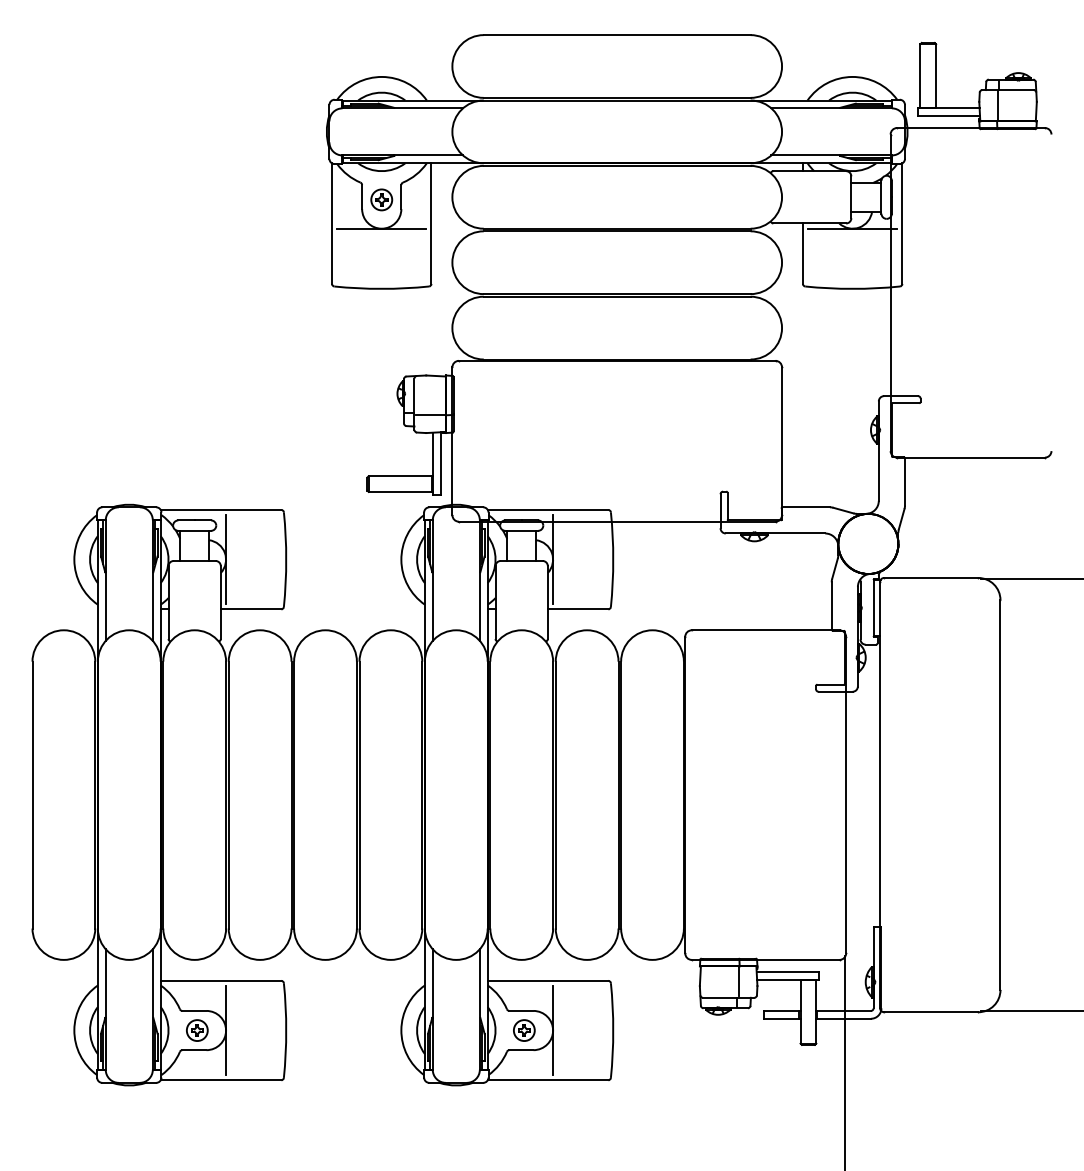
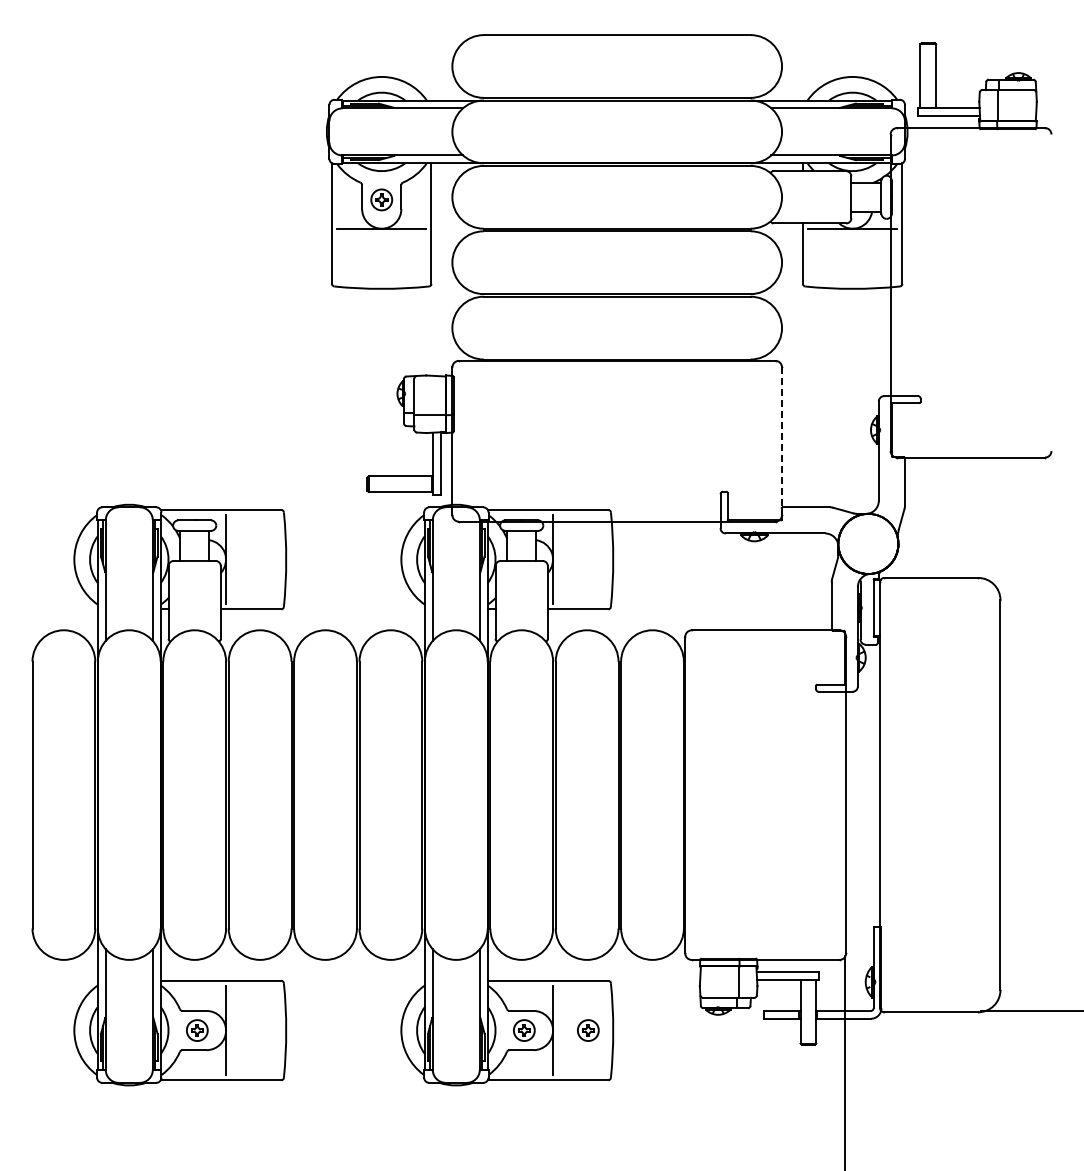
line: solid -> dashed (782, 441)
line: present -> none (1030, 579)
part: none -> present (588, 1030)
